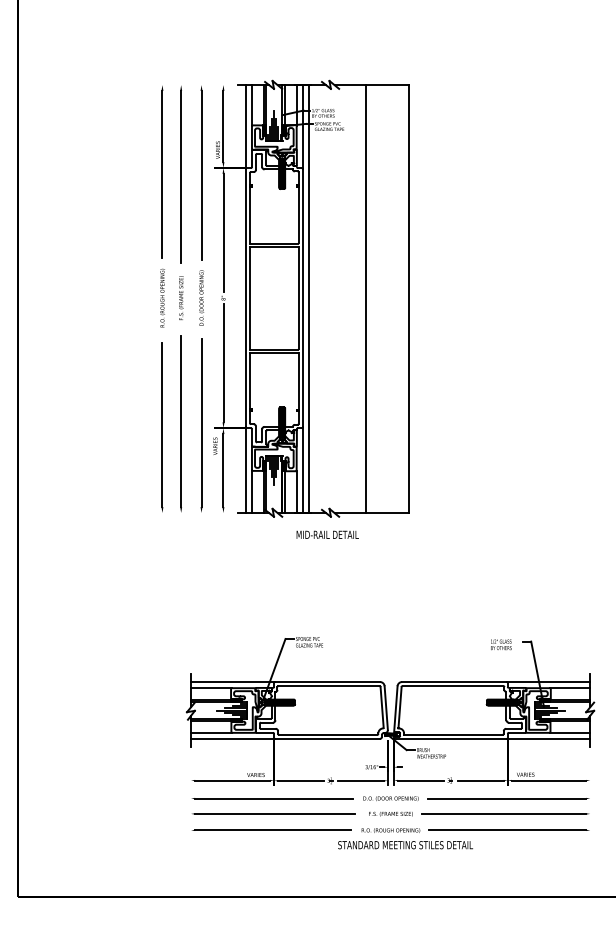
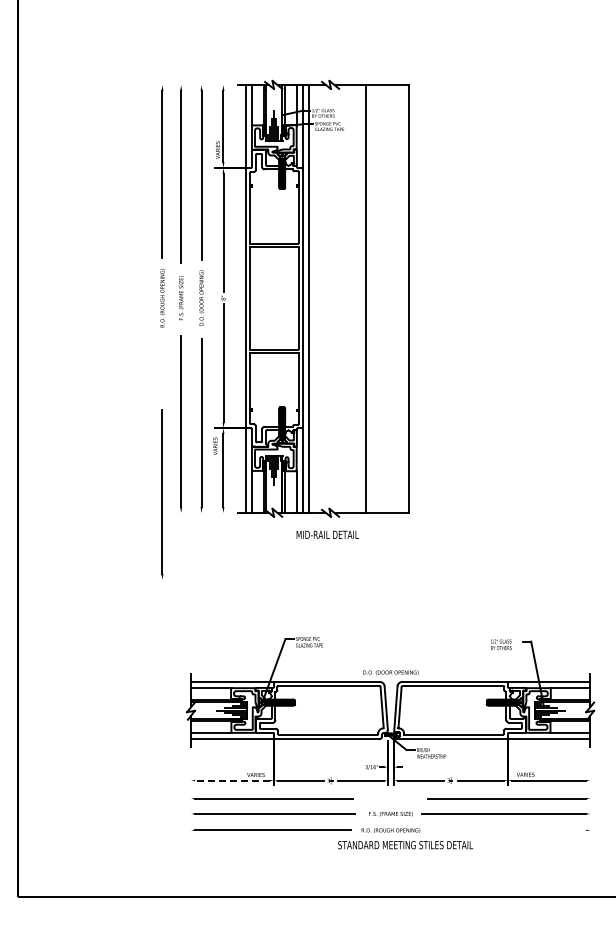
line position: (162, 427) -> (162, 494) (162, 494)
line: solid -> dashed (232, 780)
text position: (390, 798) -> (390, 672) (390, 672)
line: present -> none (507, 830)
